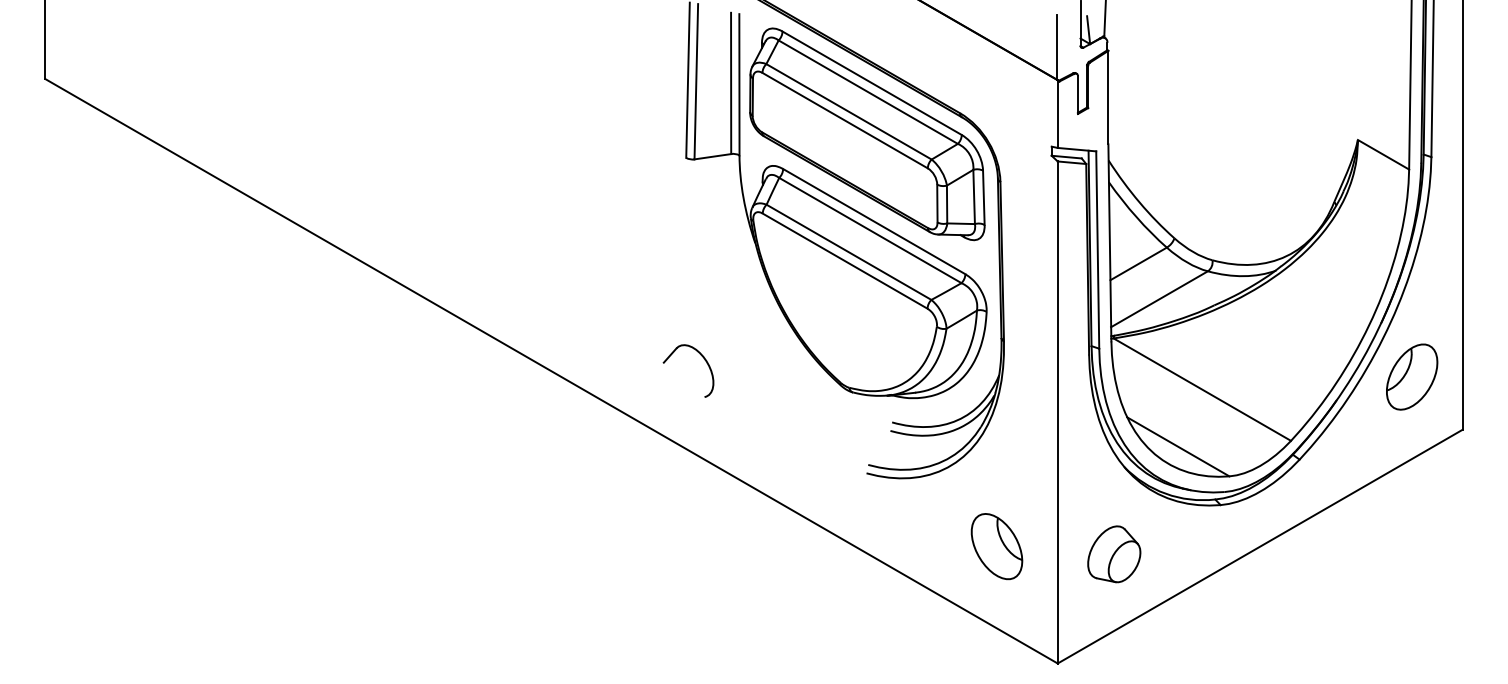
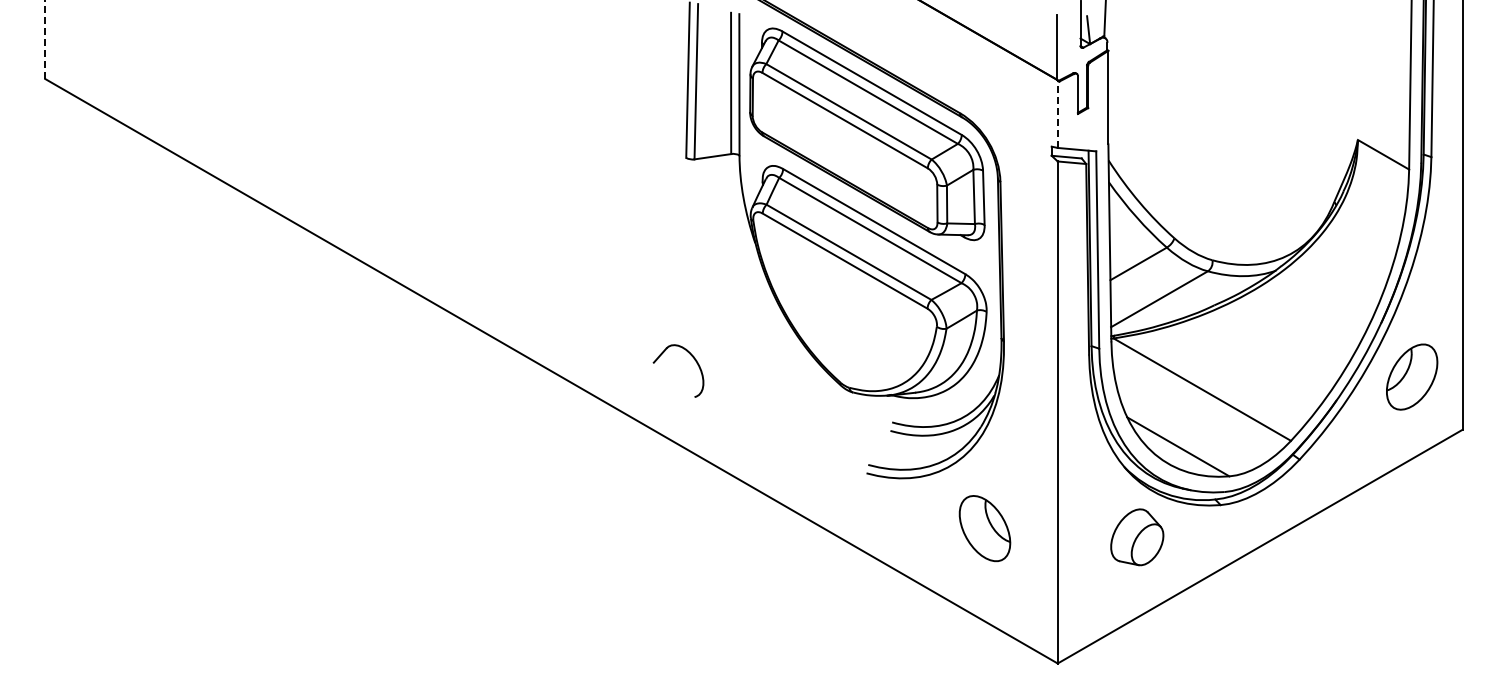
line: solid -> dashed (45, 39)
line: solid -> dashed (1057, 114)
part position: (704, 360) -> (694, 360) (694, 360)
part position: (996, 546) -> (984, 528) (984, 528)
part position: (1114, 554) -> (1137, 537) (1137, 537)
